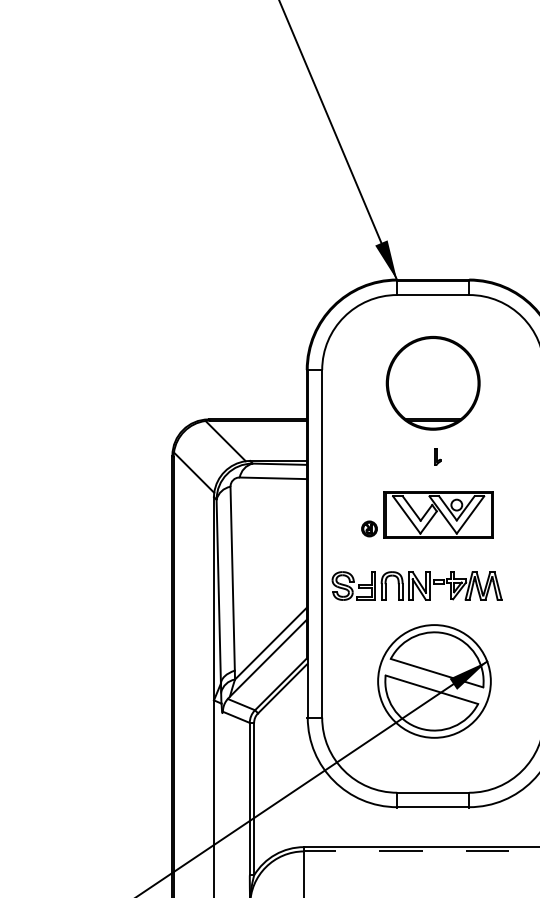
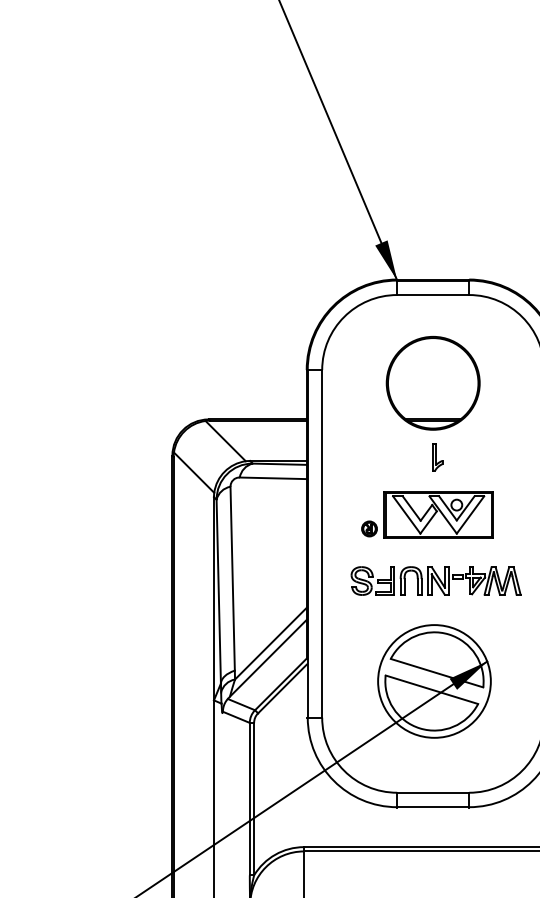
part size: 8x18 px -> 12x29 px (437, 457)
part position: (416, 585) -> (435, 580) (435, 580)
line: dashed -> solid (421, 851)
